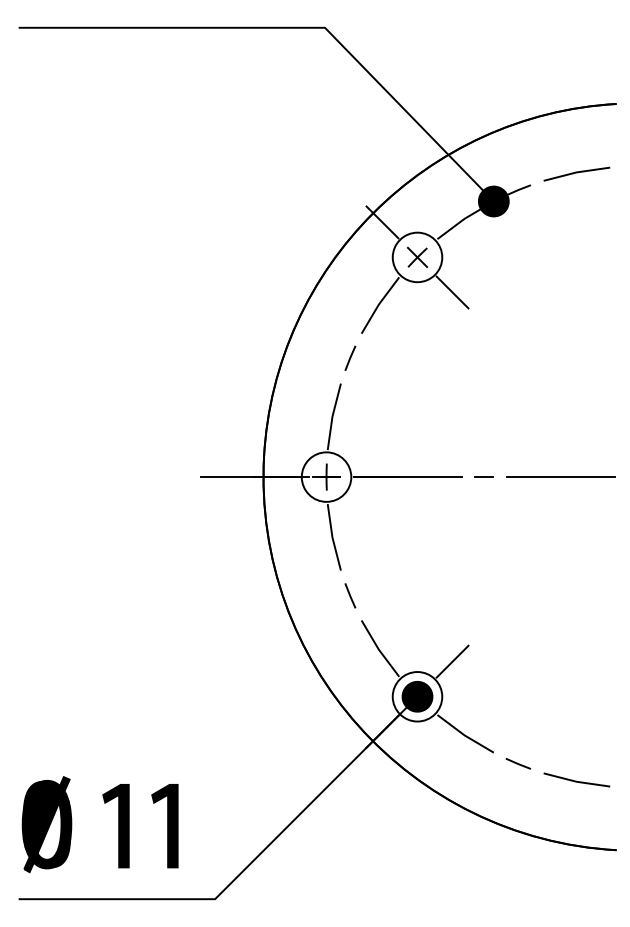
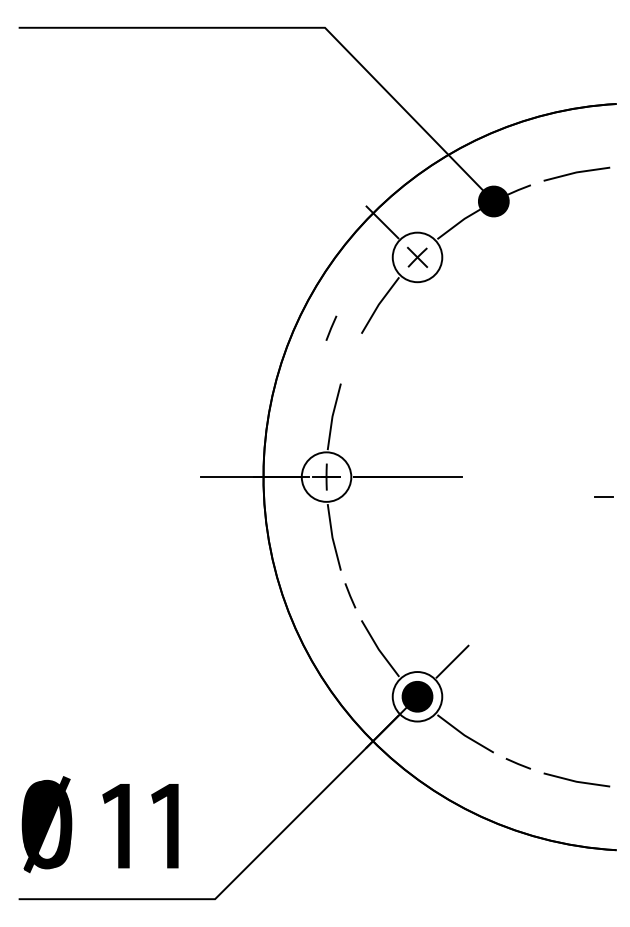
line: present -> none (452, 292)
line position: (350, 357) -> (331, 327) (331, 327)
line position: (483, 476) -> (603, 496) (603, 496)
line: present -> none (560, 477)
